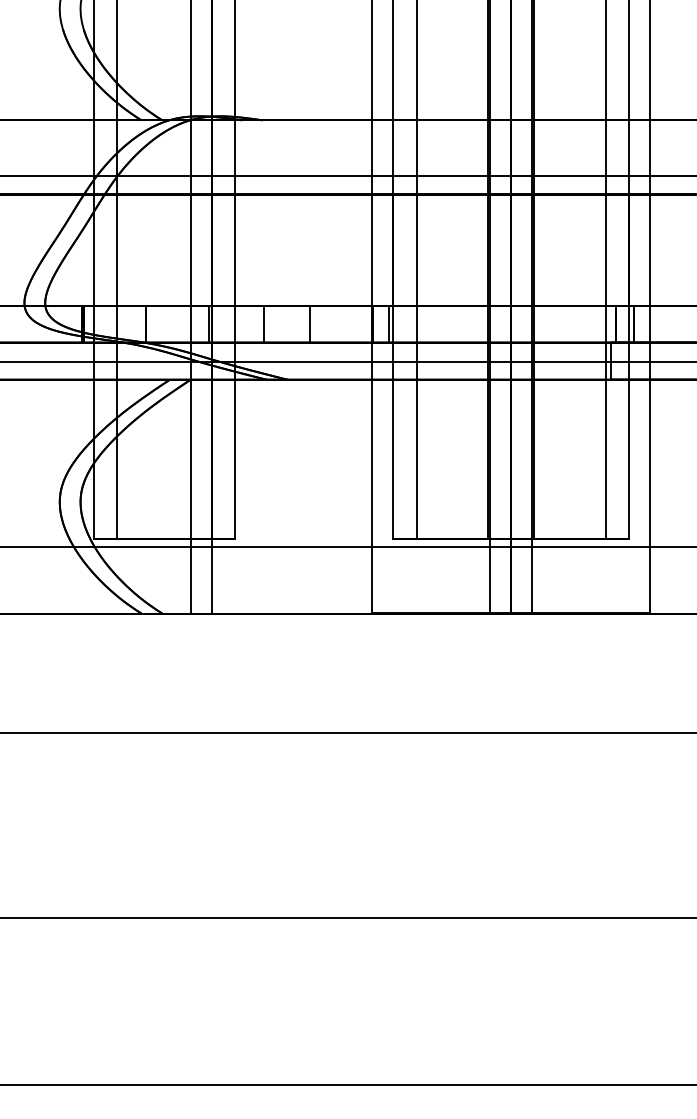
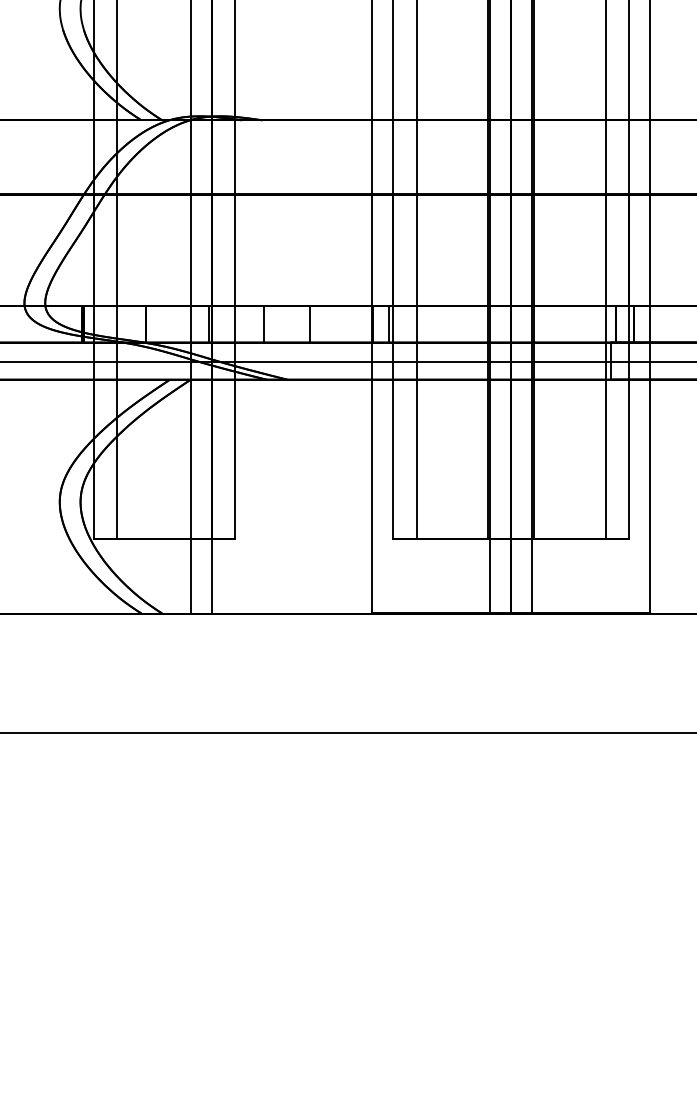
line: present -> none (347, 176)
line: present -> none (347, 547)
line: present -> none (347, 918)
line: present -> none (347, 1085)
